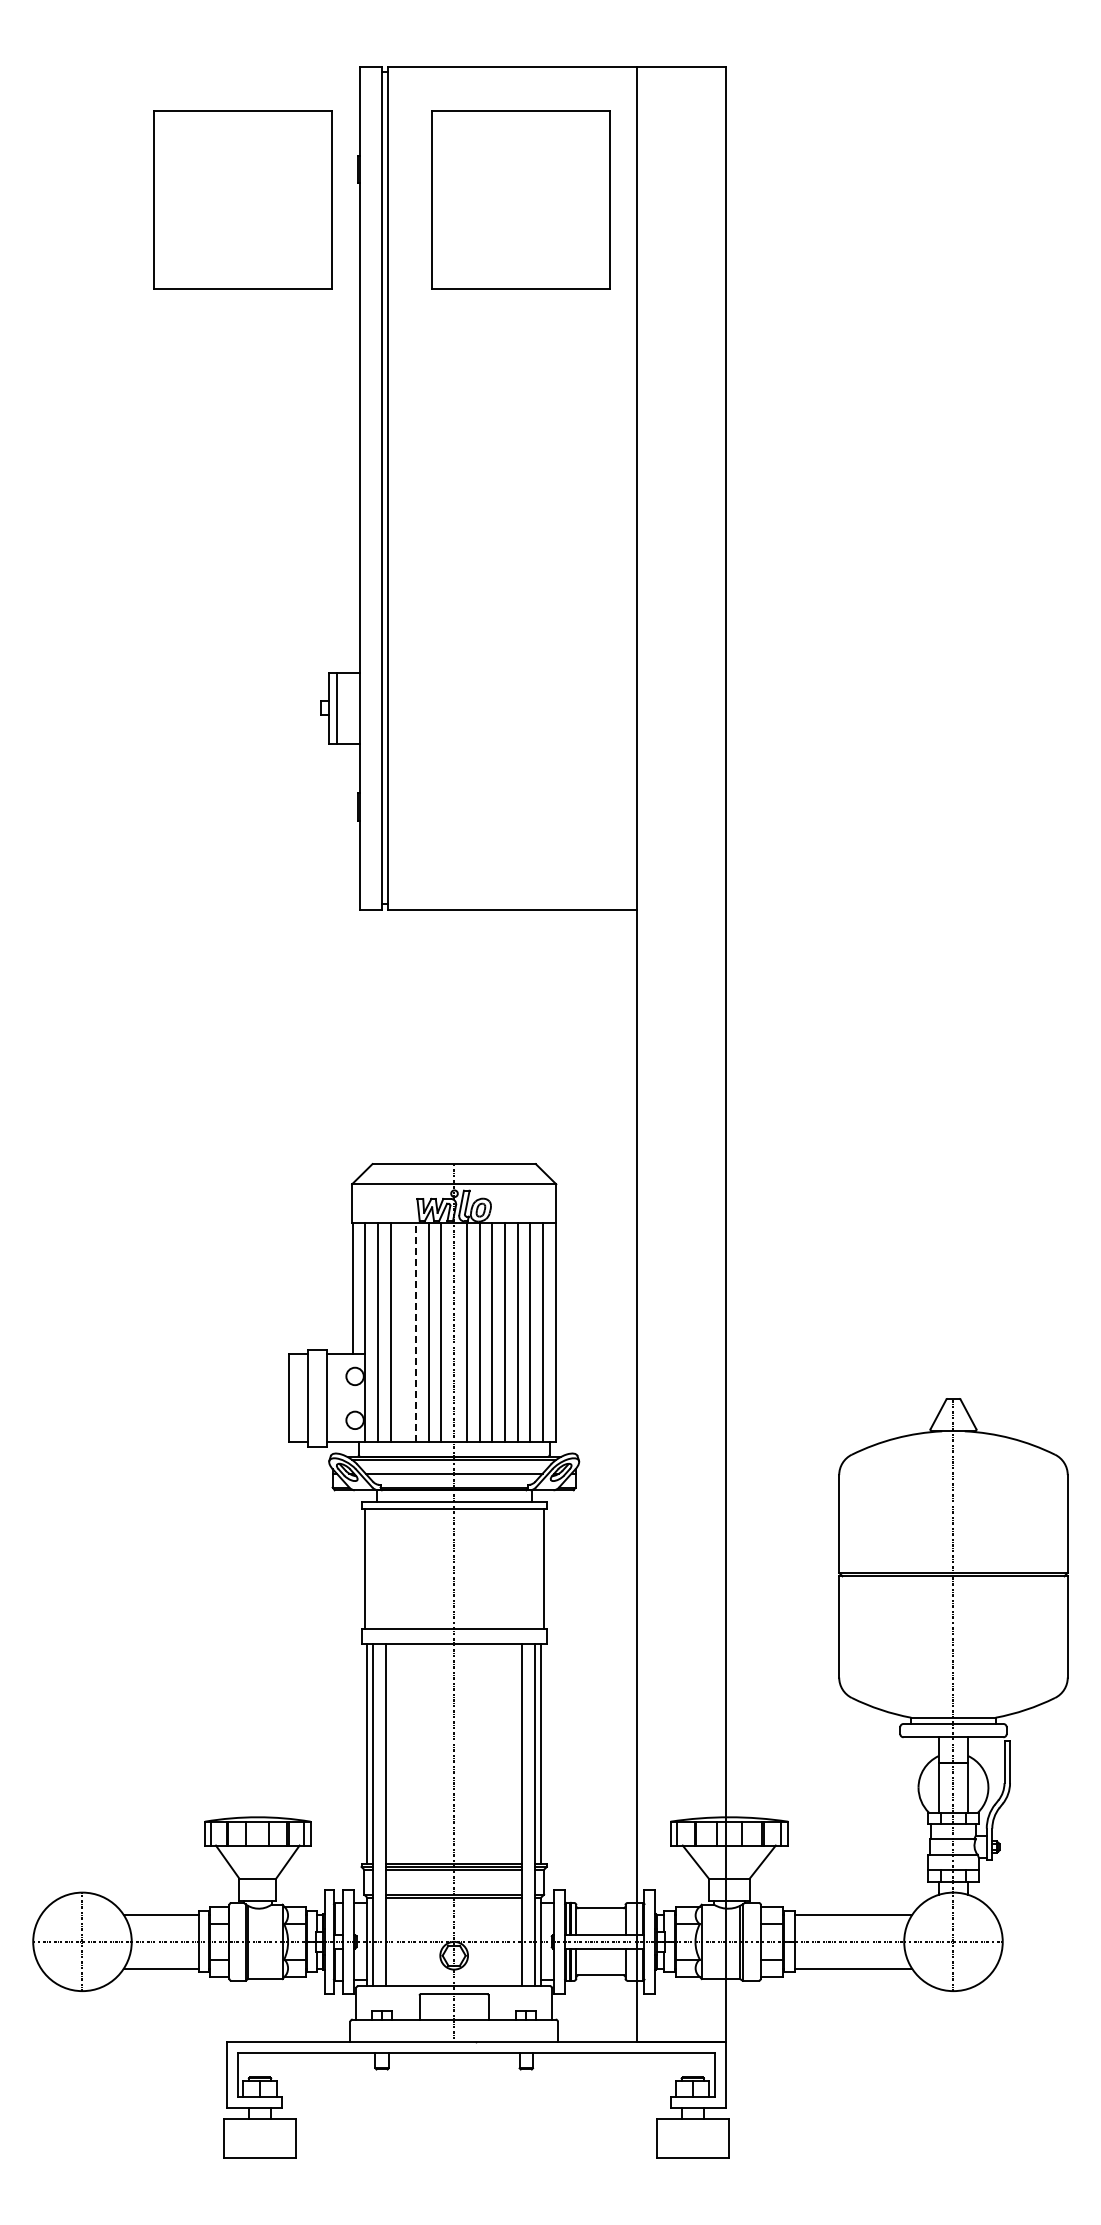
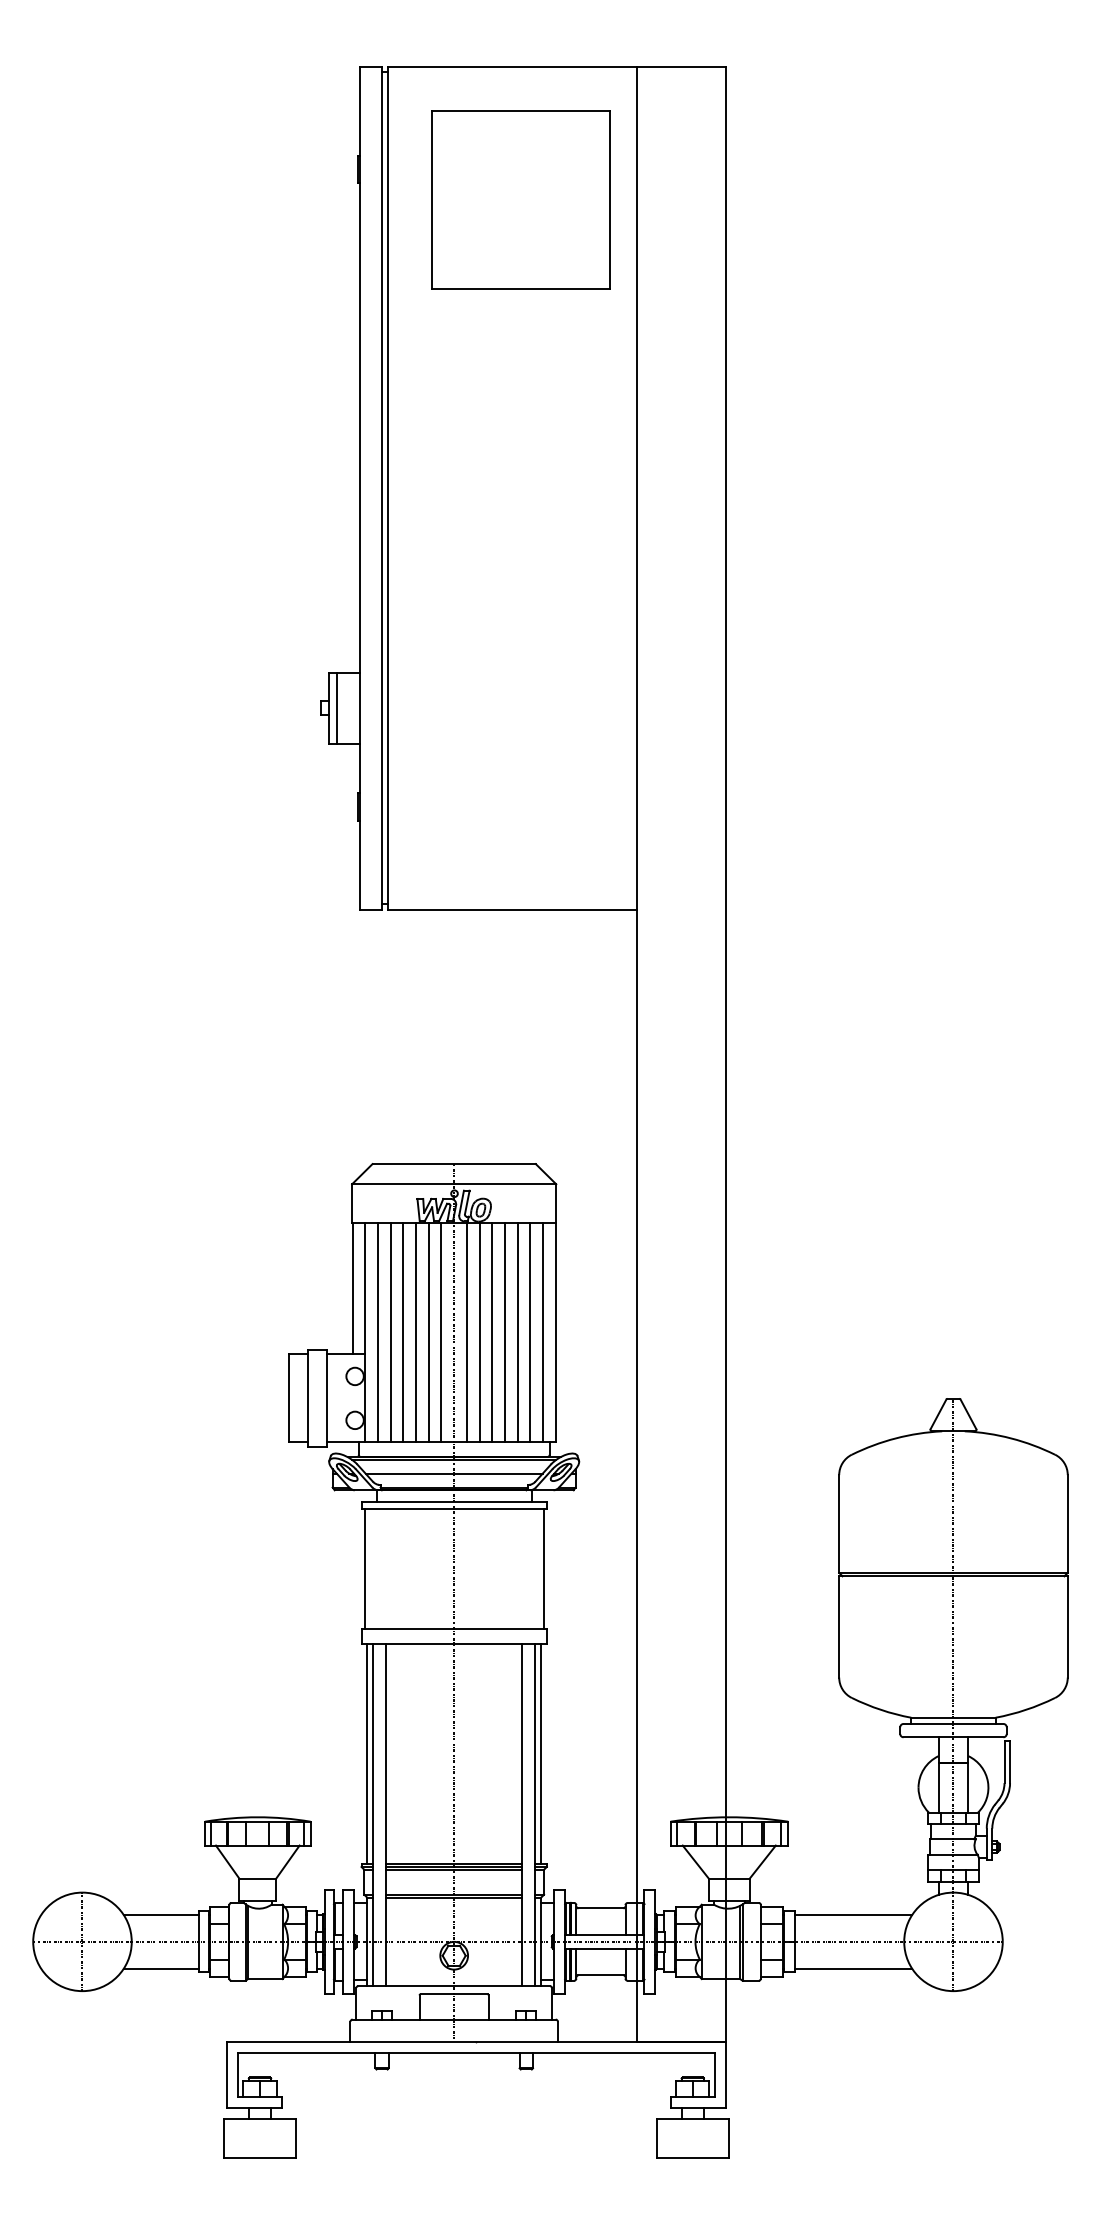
part: present -> none (242, 199)
line: none -> present (403, 1332)
line: dashed -> solid (416, 1332)
